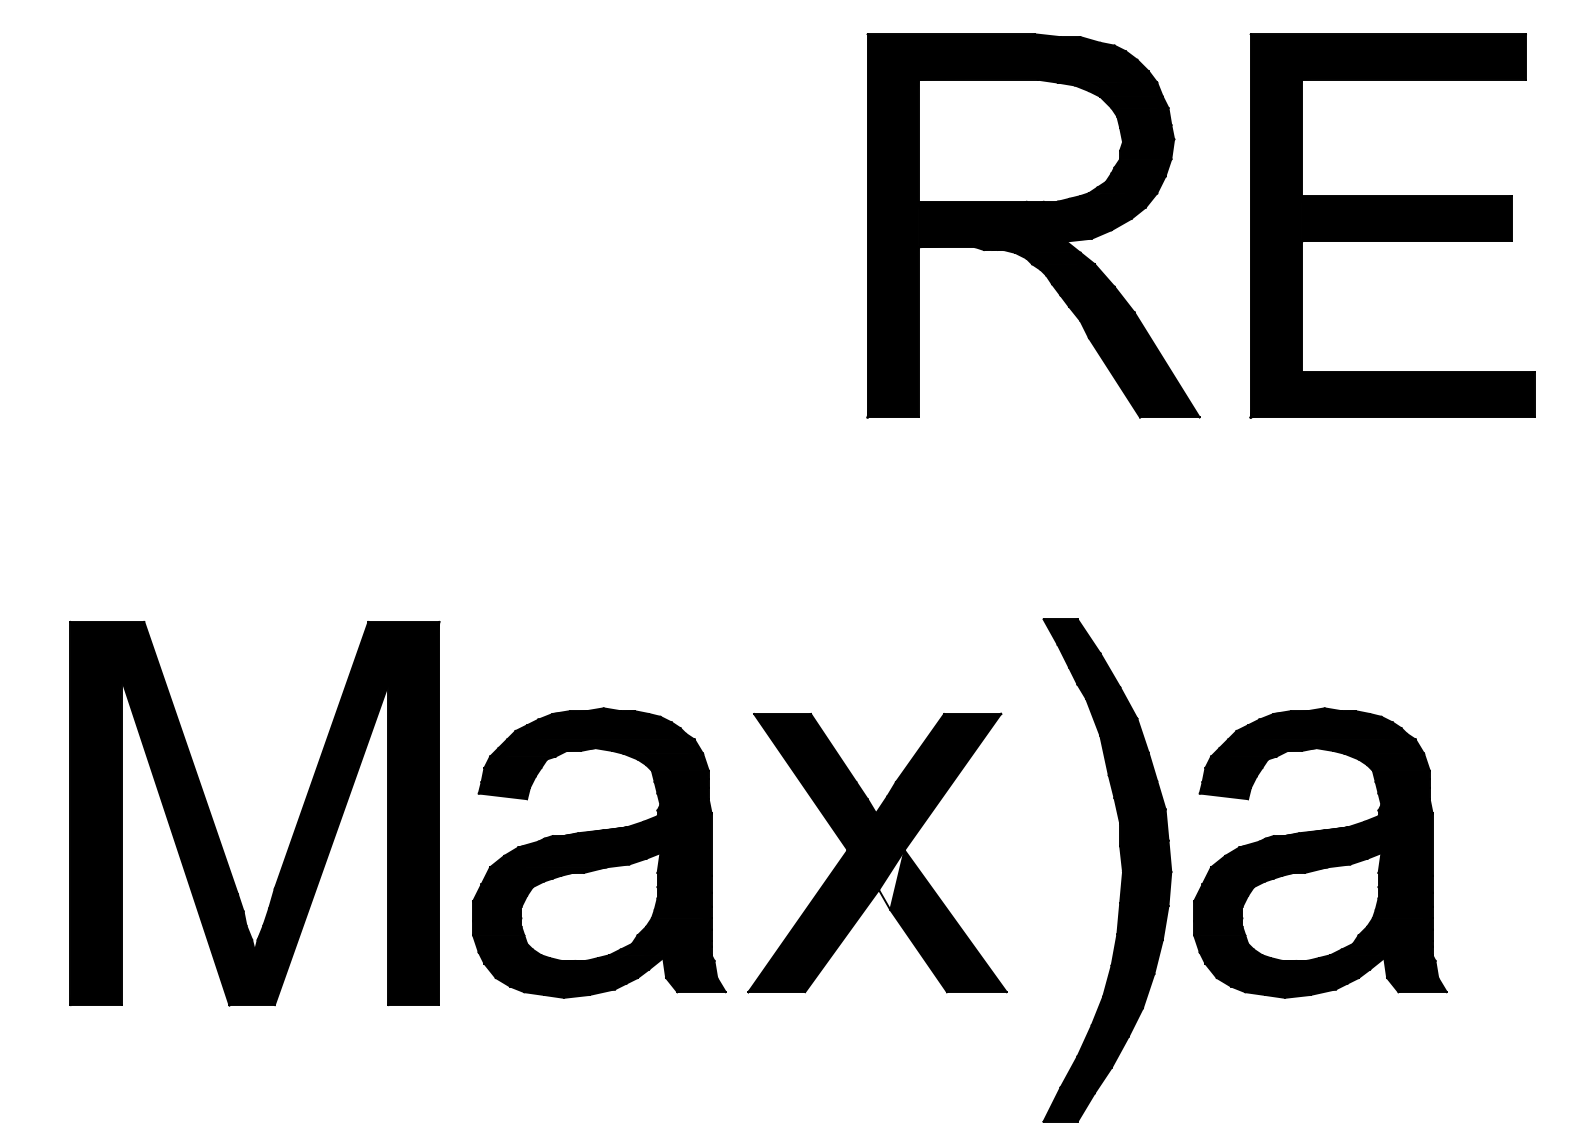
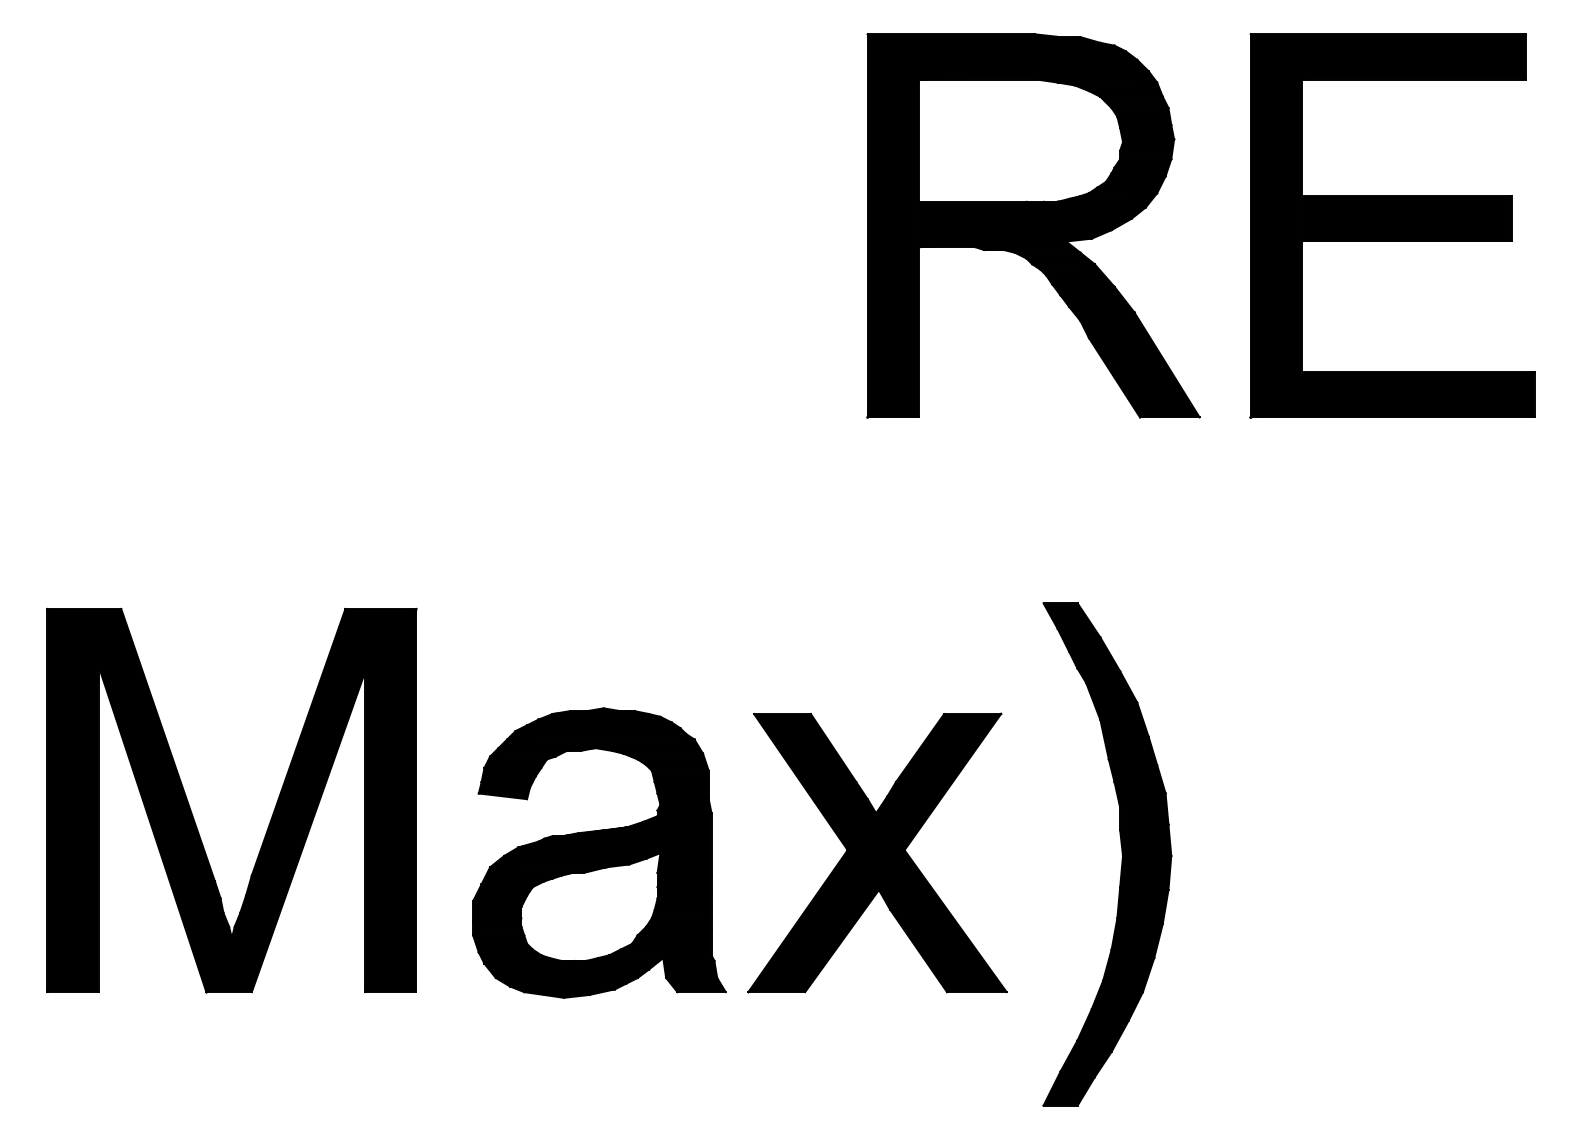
part position: (215, 825) -> (192, 812) (192, 812)
part: present -> none (1320, 852)
part position: (1121, 869) -> (1121, 853) (1121, 853)
fill: none -> present (891, 879)
